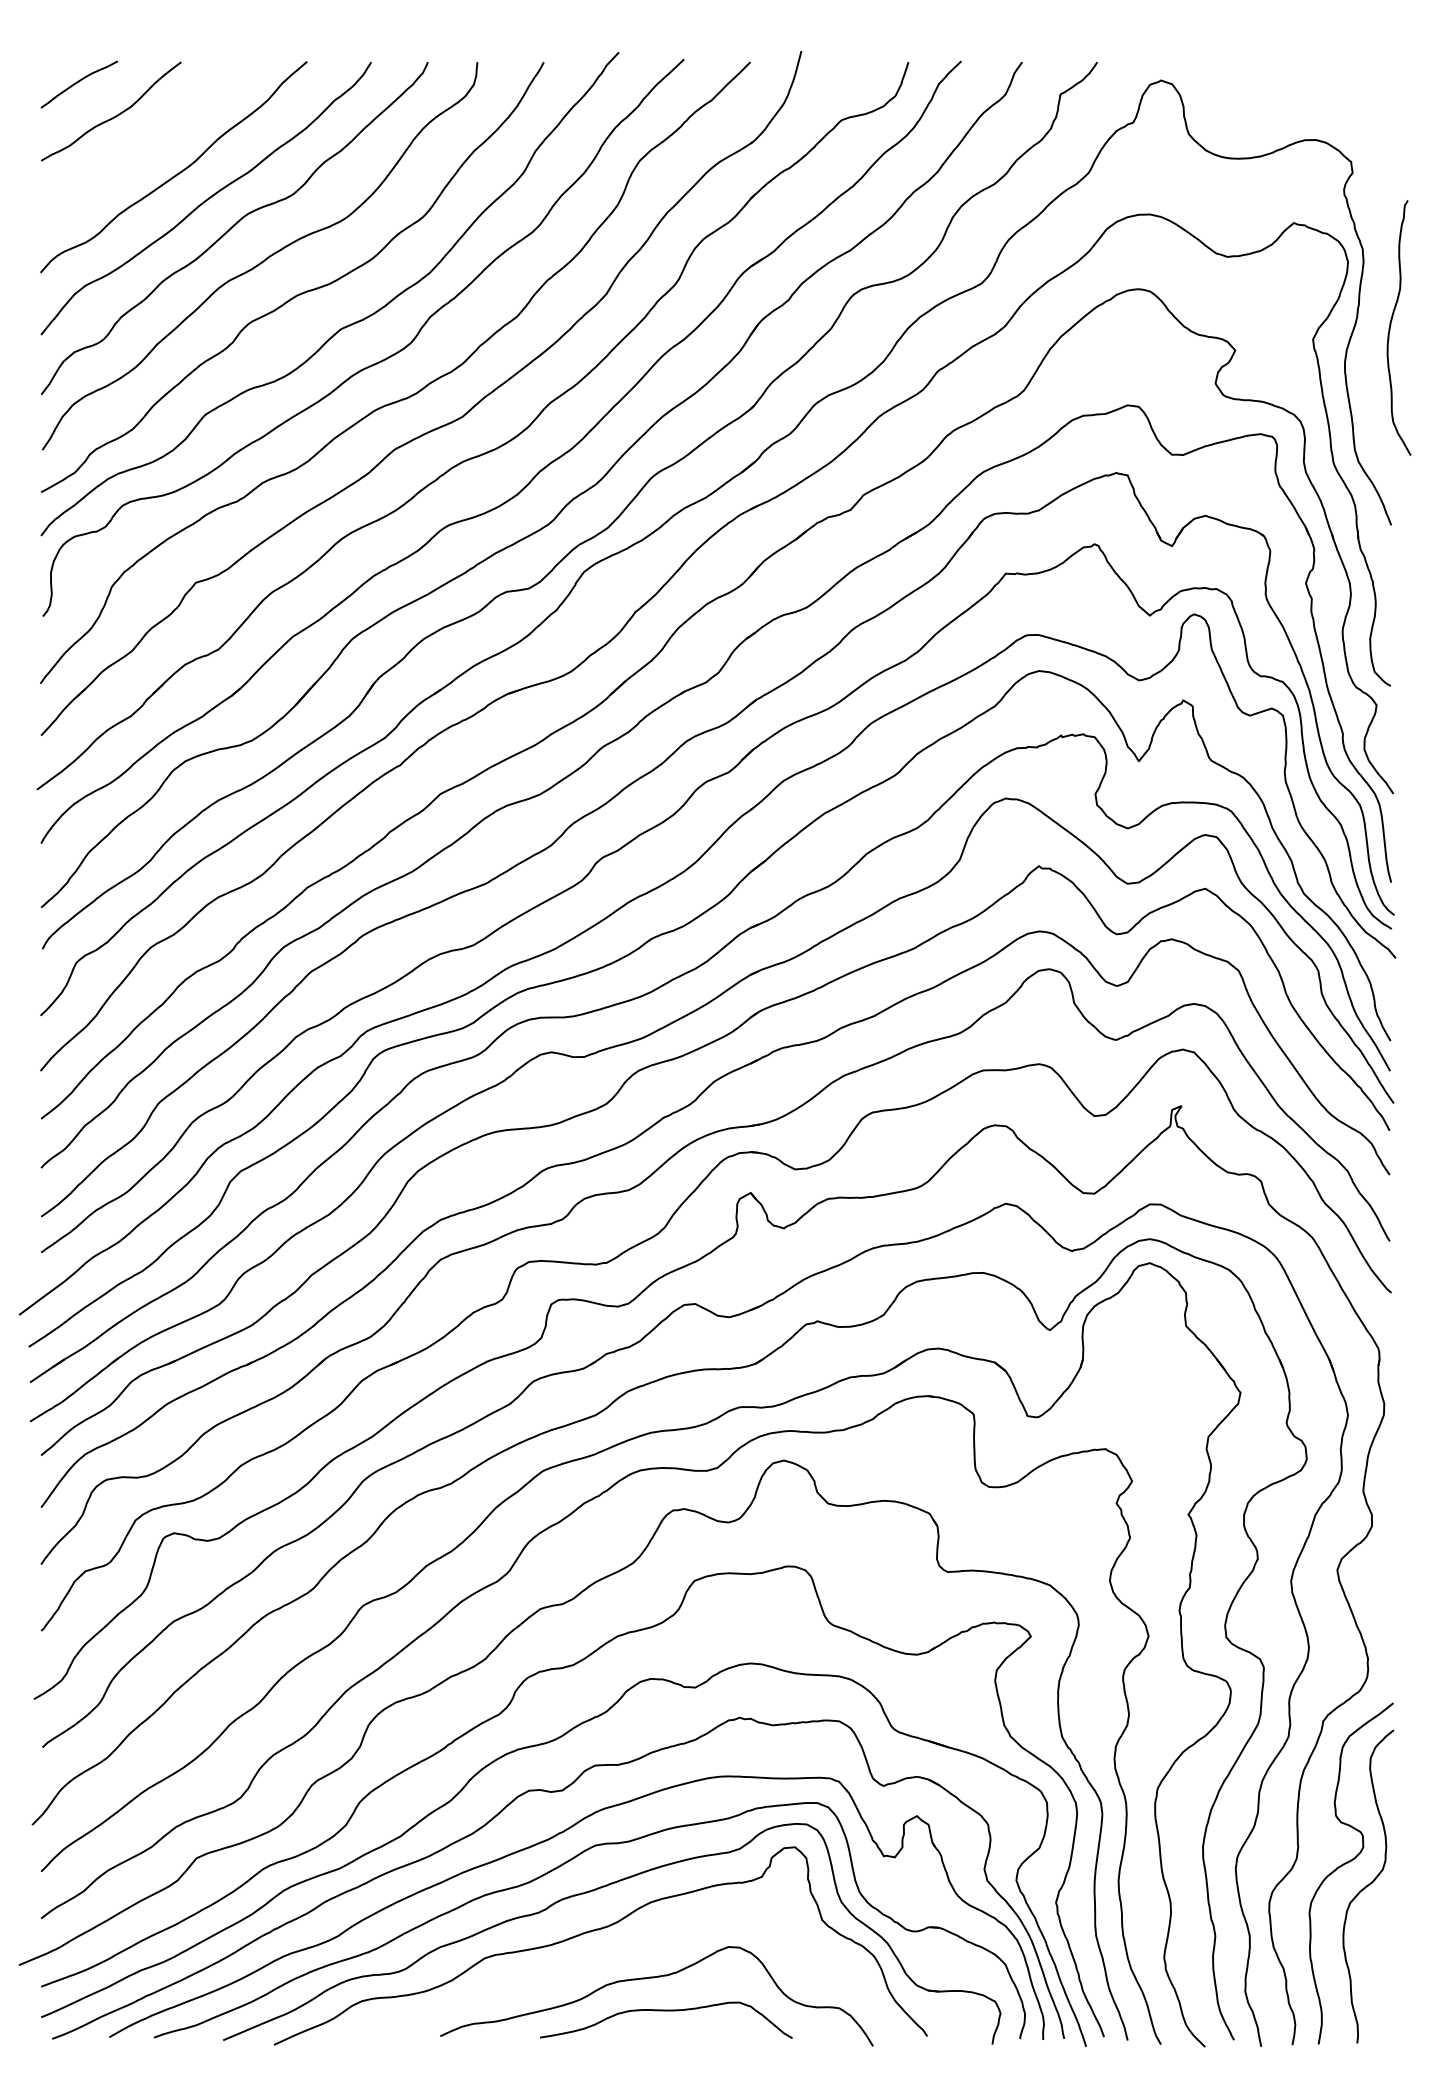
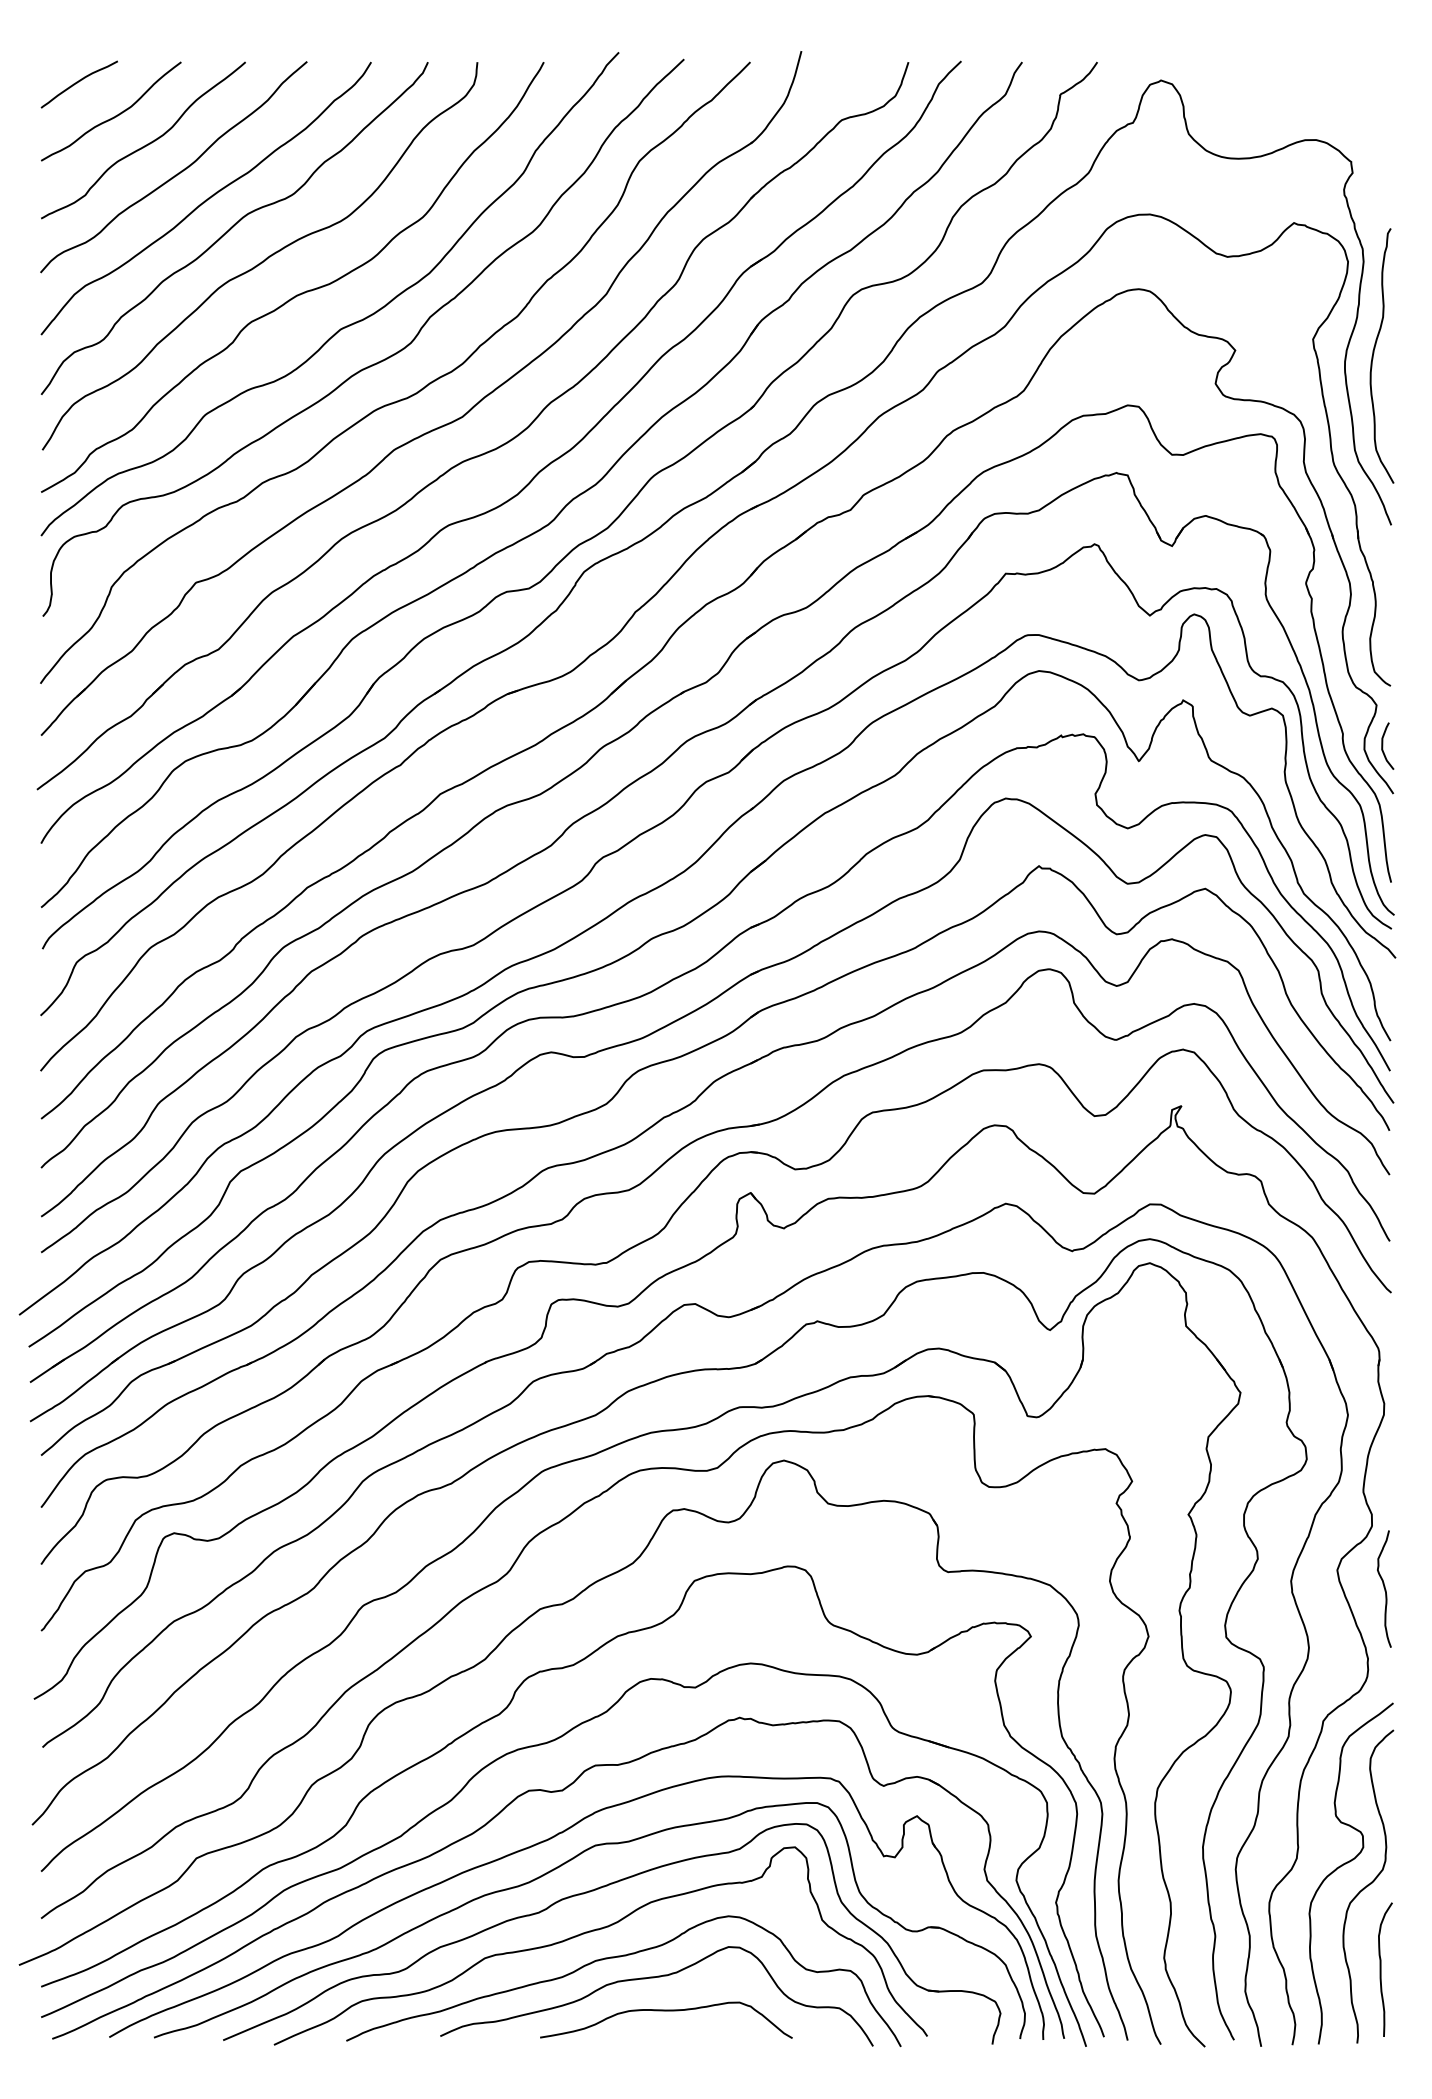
curve: none -> present (147, 143)
curve position: (1391, 325) -> (1374, 353) (1374, 353)
curve: none -> present (1383, 745)
curve: none -> present (1384, 1588)
curve: none -> present (620, 1957)
curve: none -> present (1381, 1969)
